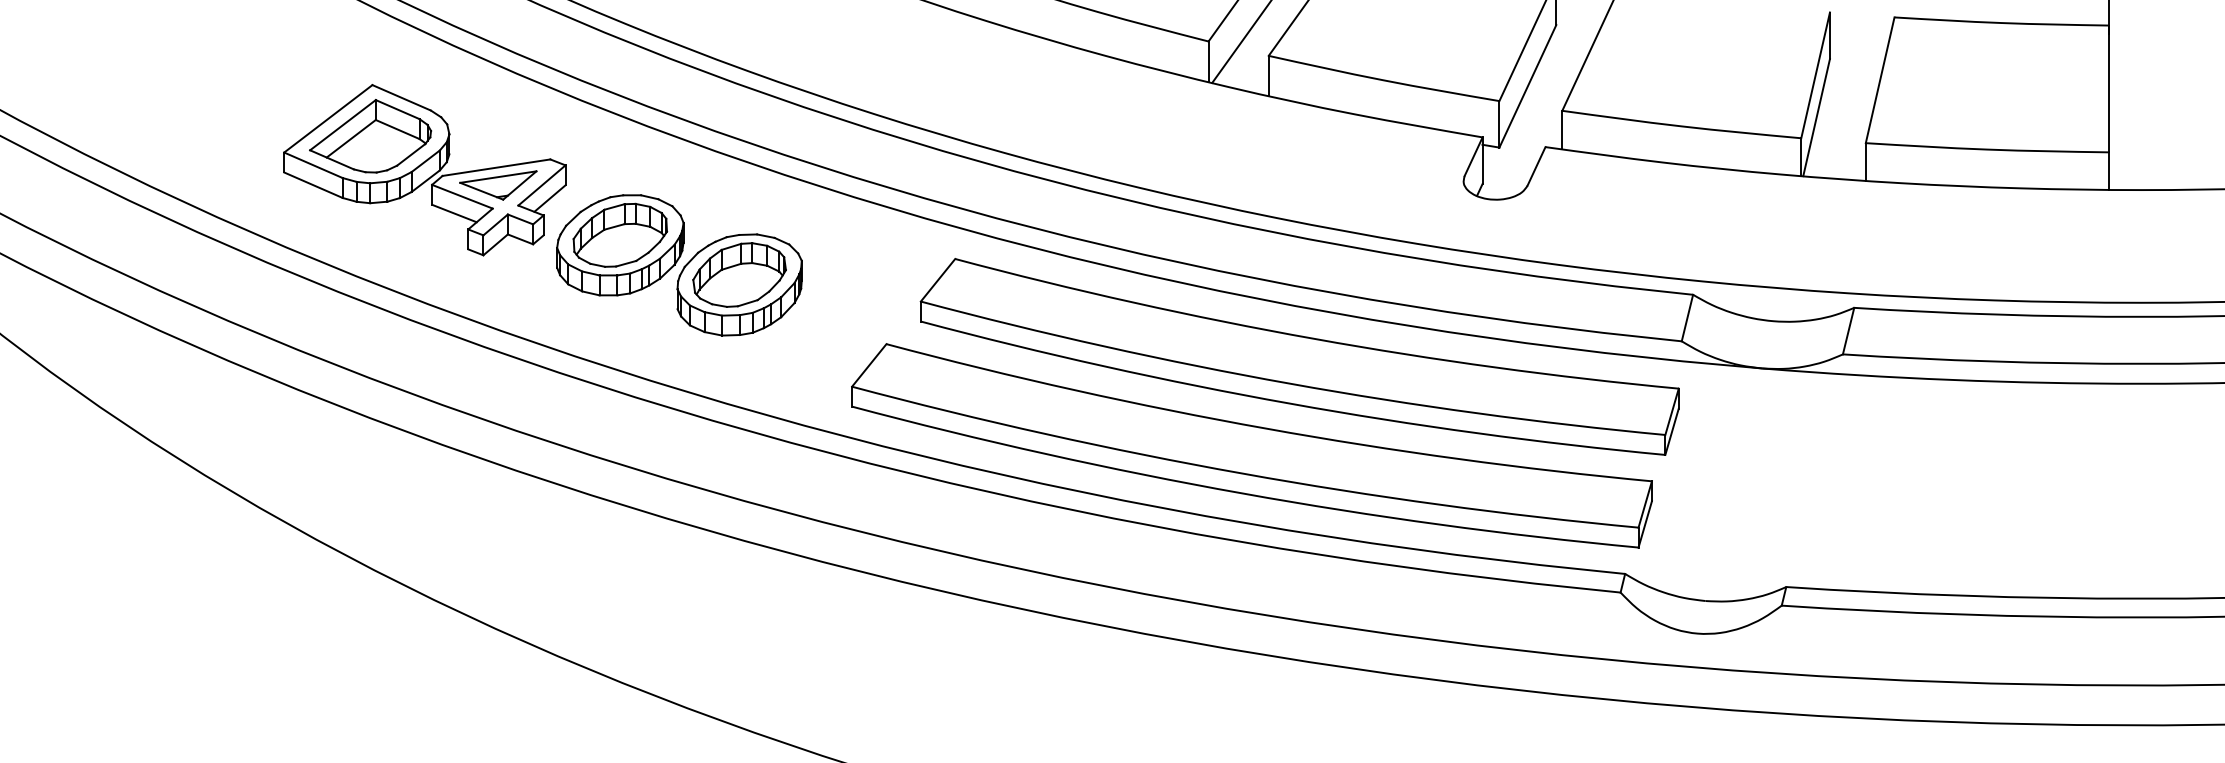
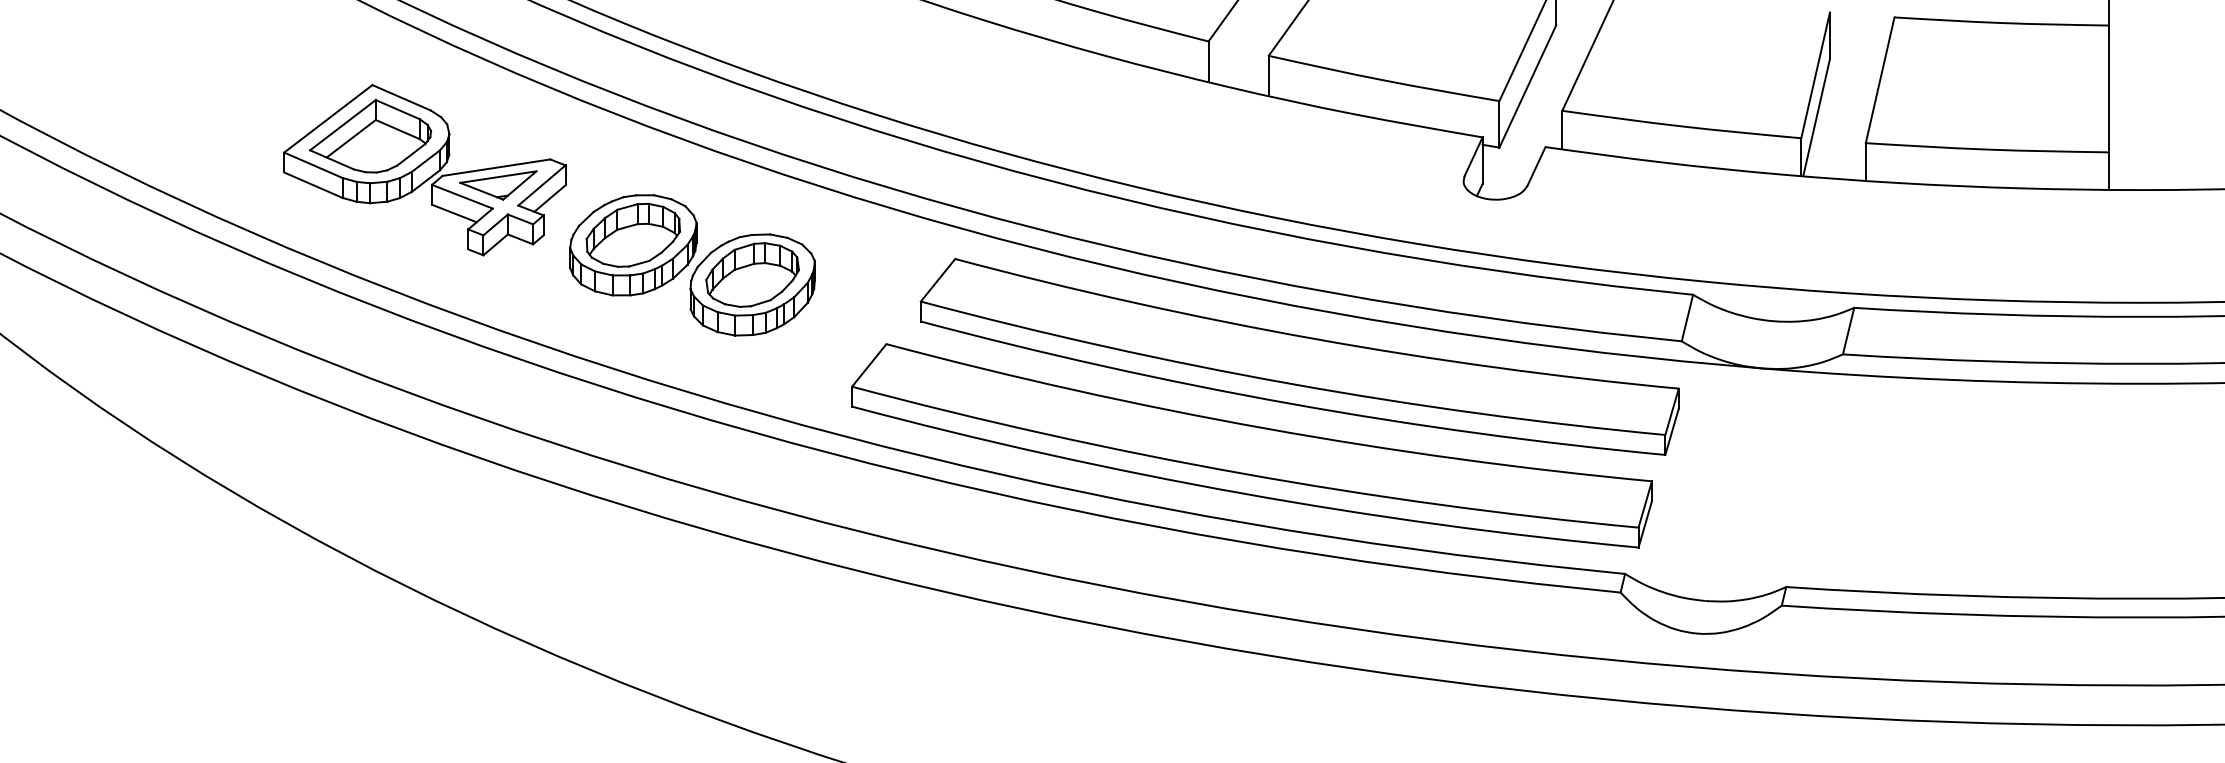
line: present -> none (1240, 42)
part position: (679, 265) -> (692, 265) (692, 265)
